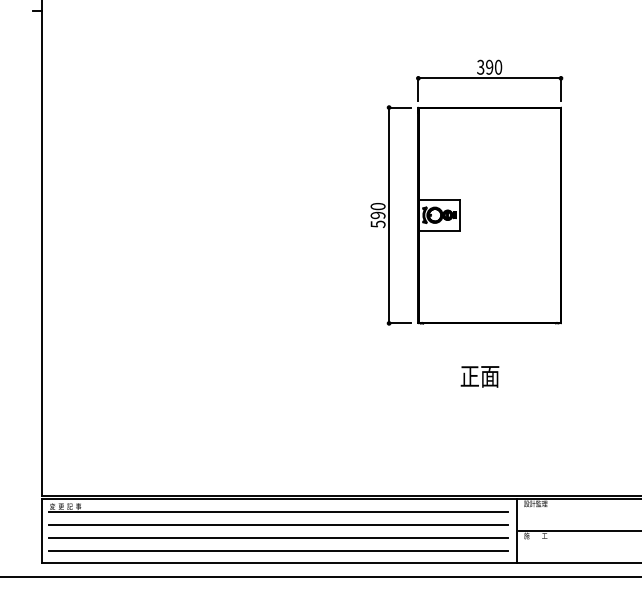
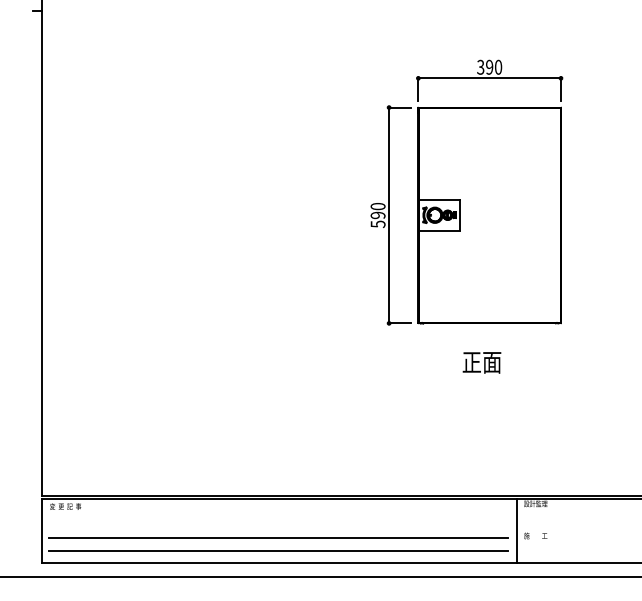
text position: (479, 376) -> (481, 362) (481, 362)
line: present -> none (278, 512)
line: present -> none (278, 525)
line: present -> none (578, 531)
